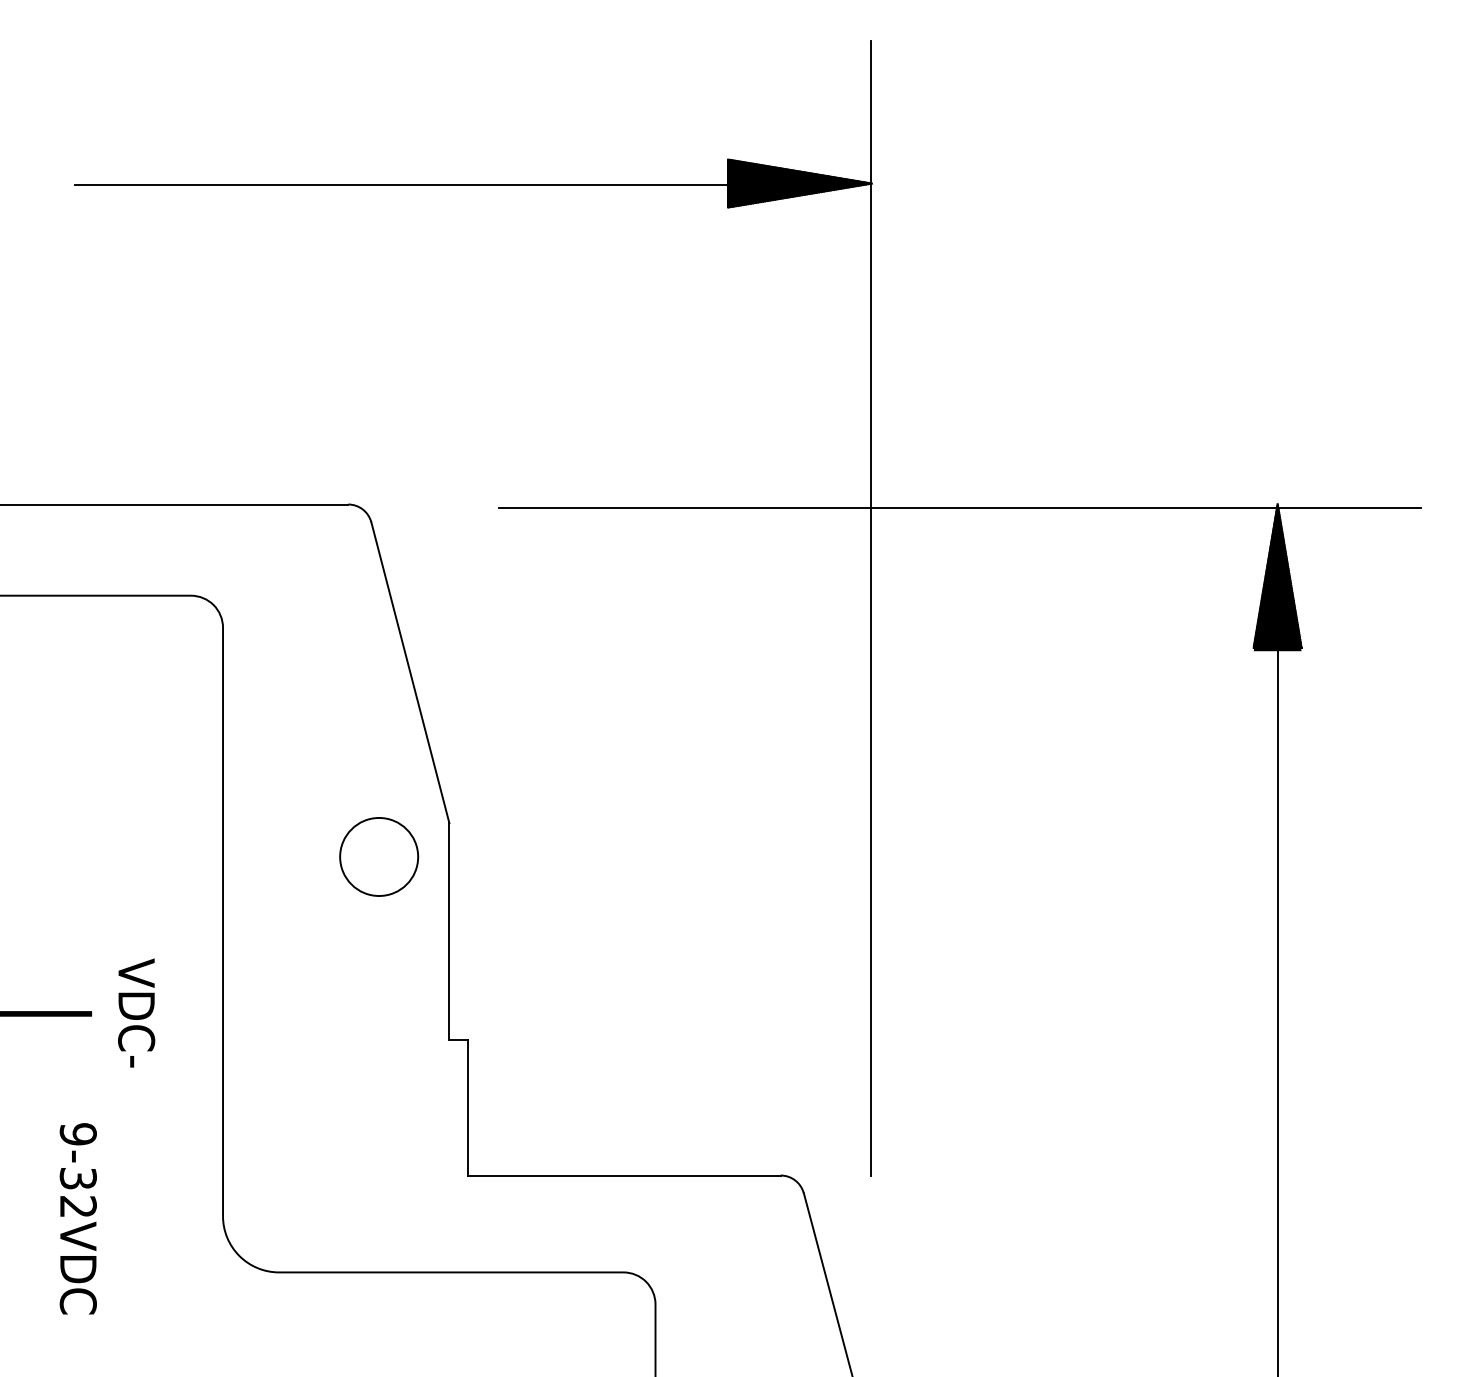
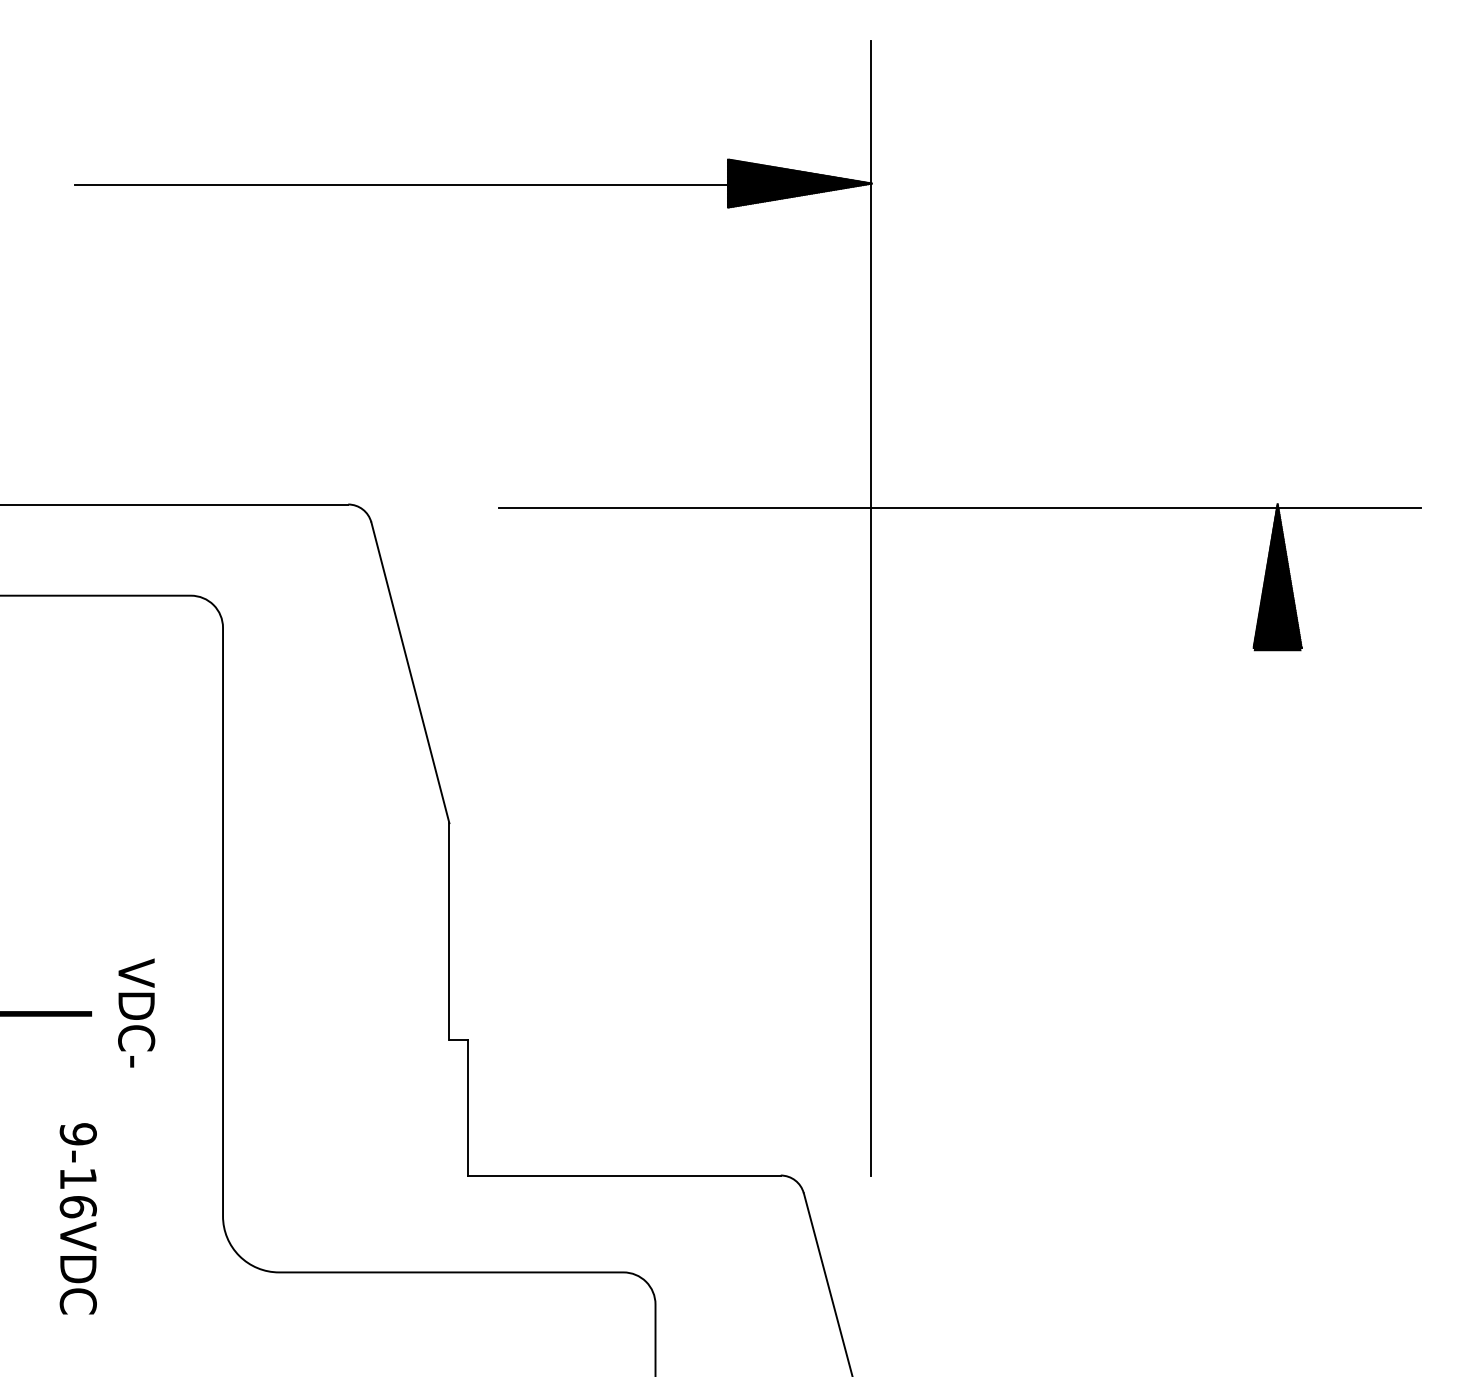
circle: present -> none (379, 856)
line: present -> none (1277, 1012)
text: 9-32VDC -> 9-16VDC (77, 1193)
